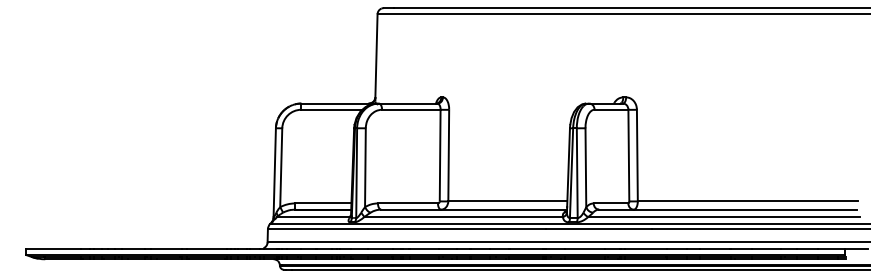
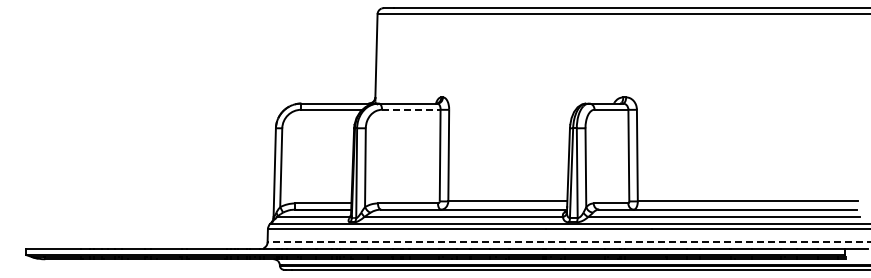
line: solid -> dashed (411, 109)
line: solid -> dashed (568, 242)
